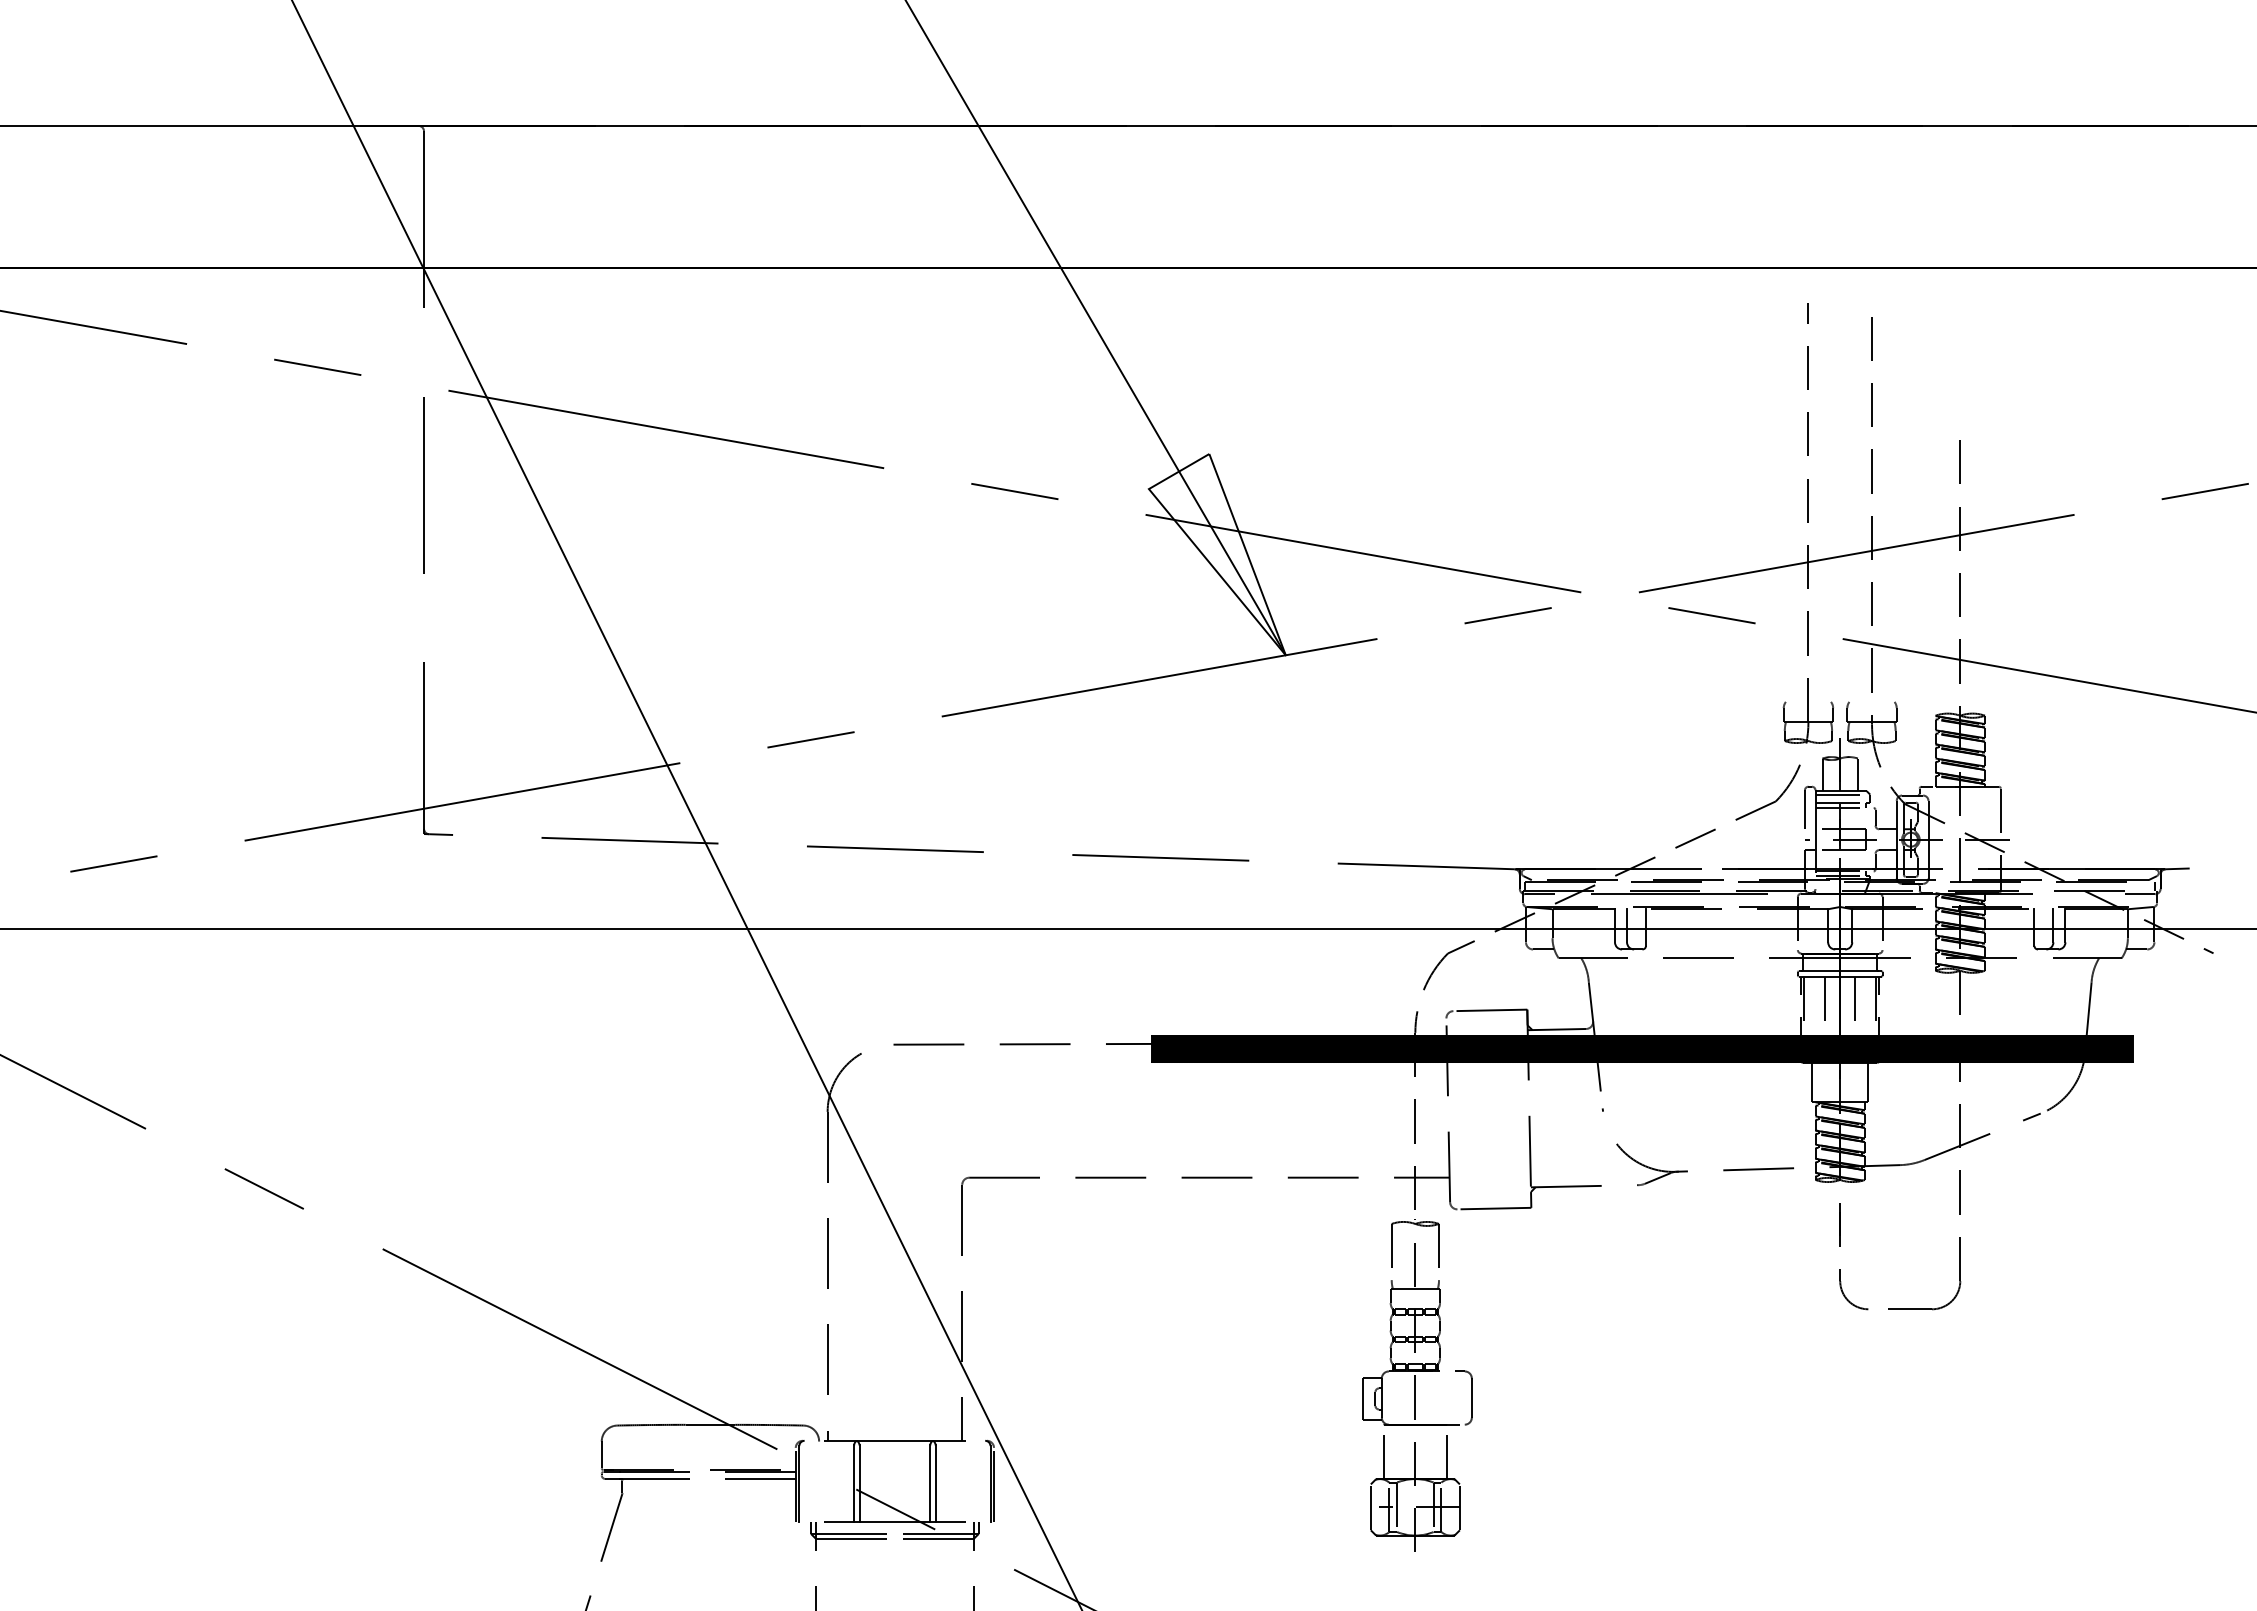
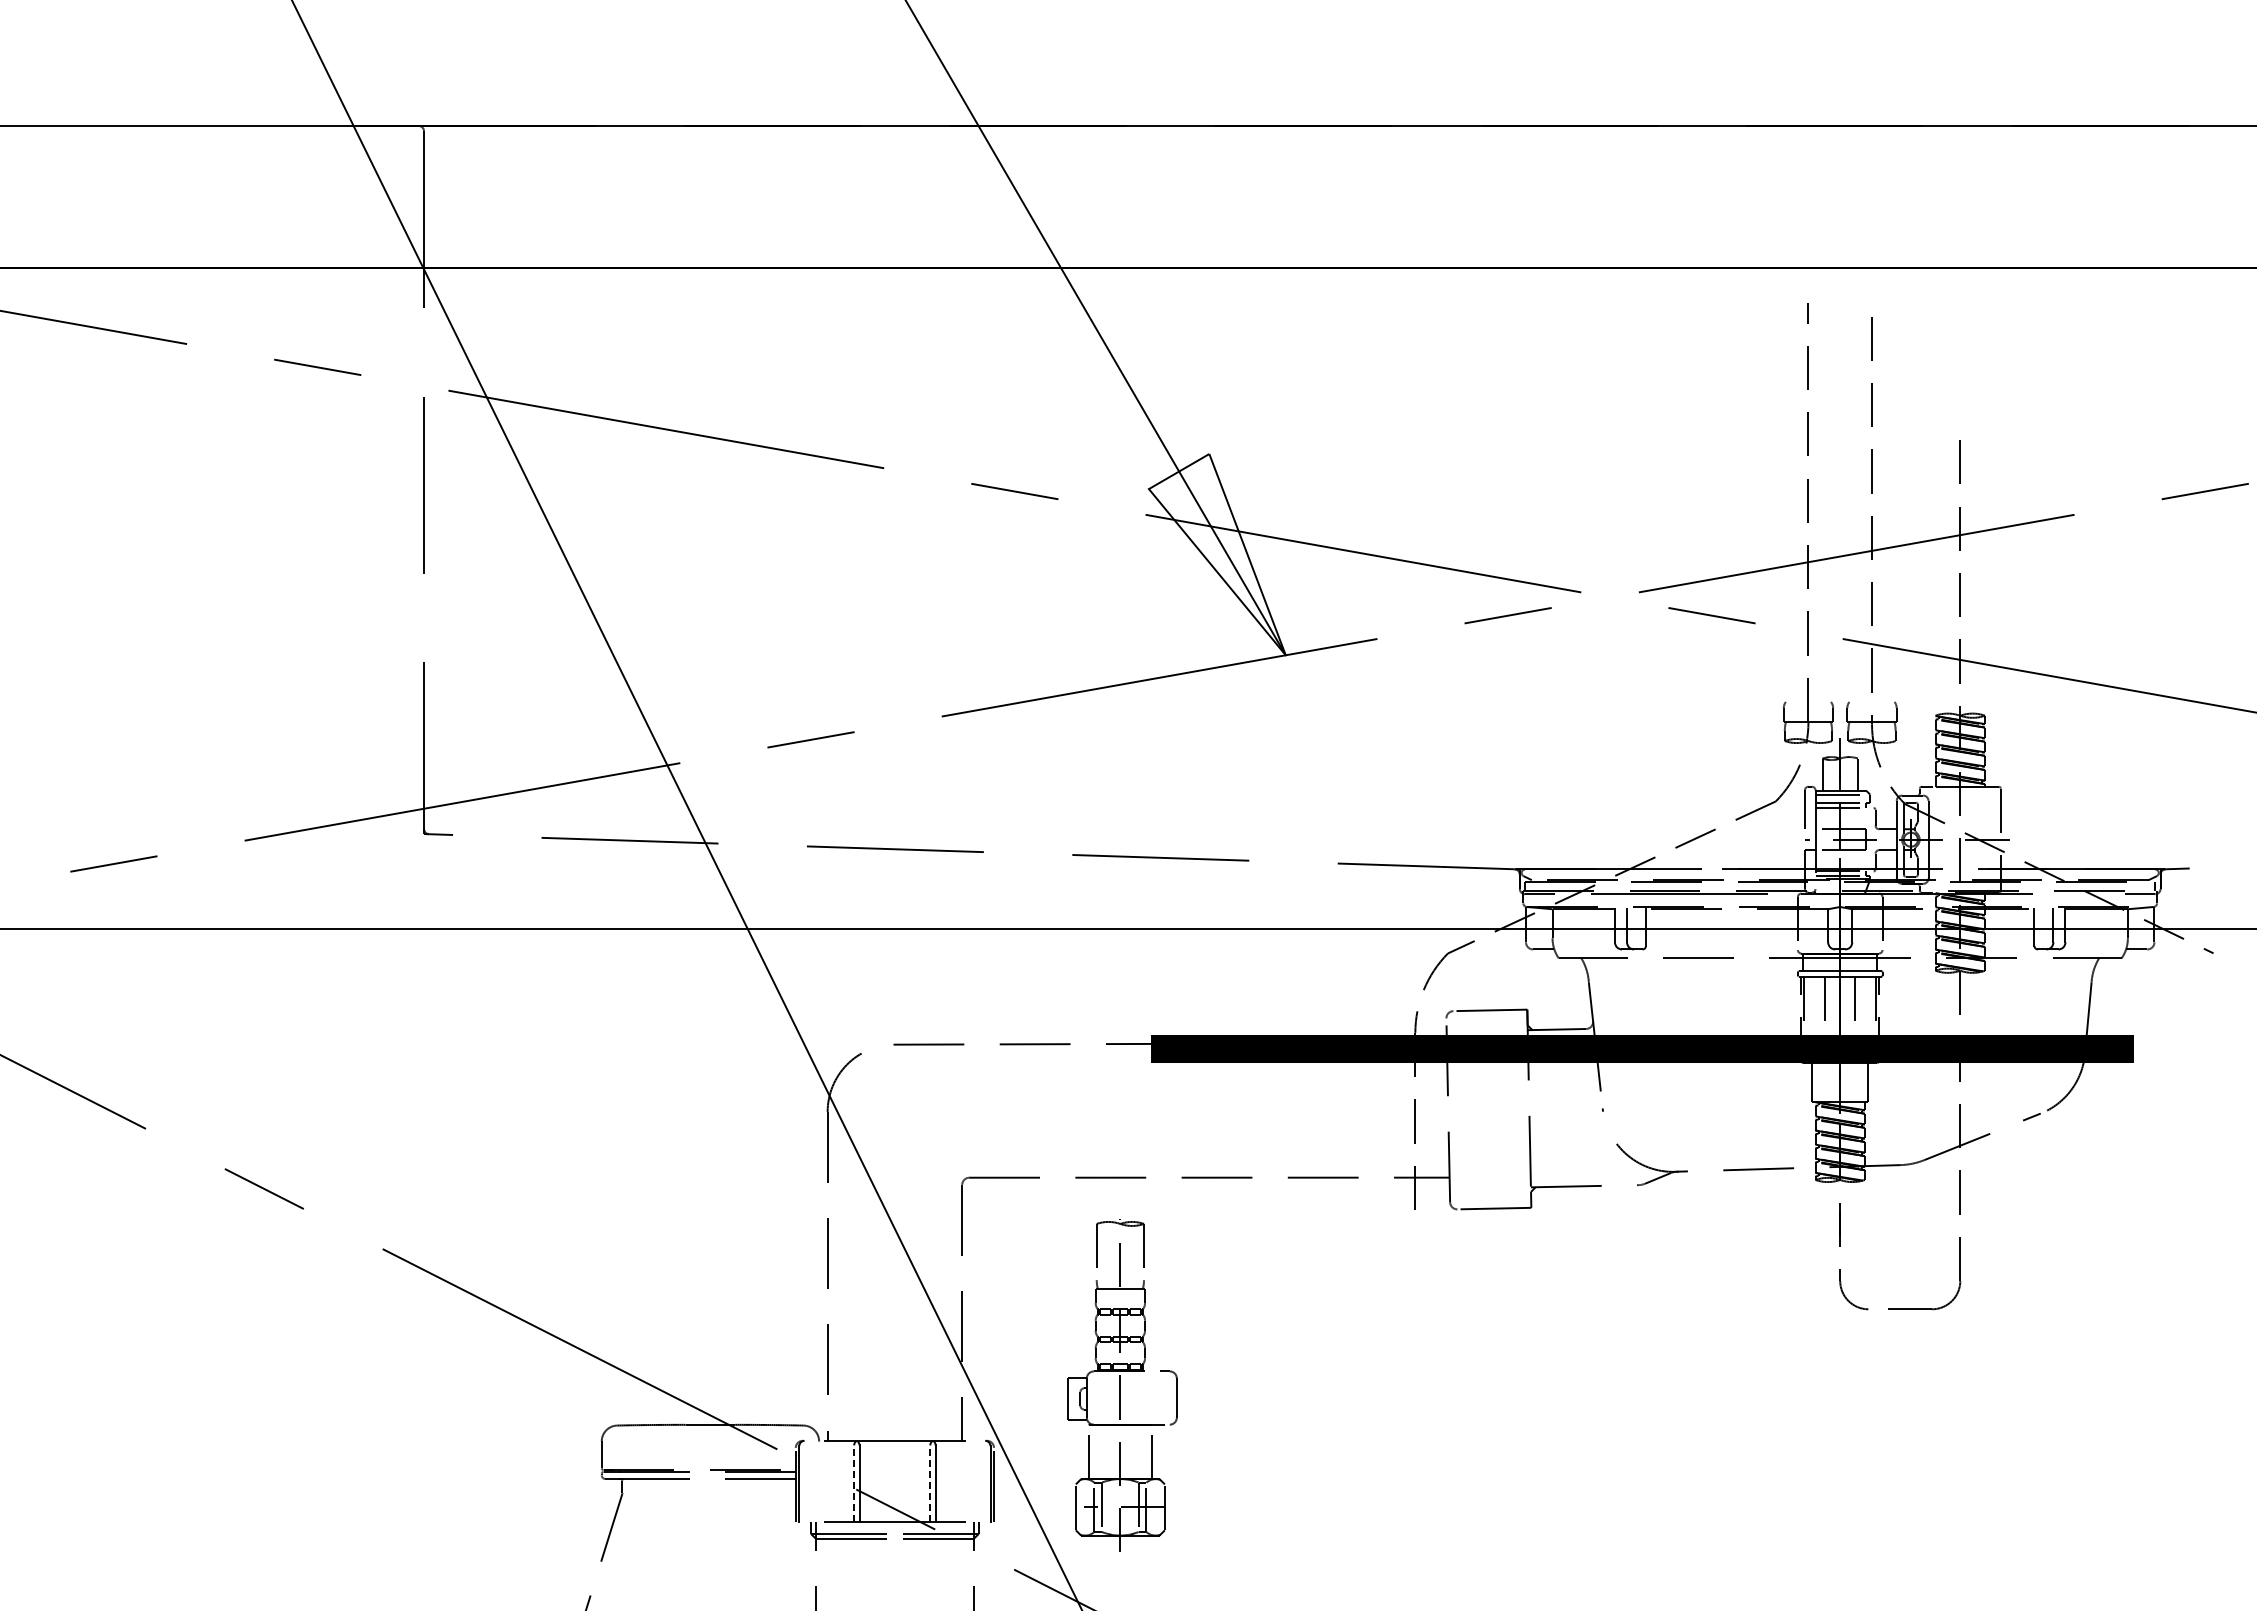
part position: (1417, 1385) -> (1122, 1385) (1122, 1385)
line: solid -> dashed (854, 1483)
line: solid -> dashed (930, 1483)
